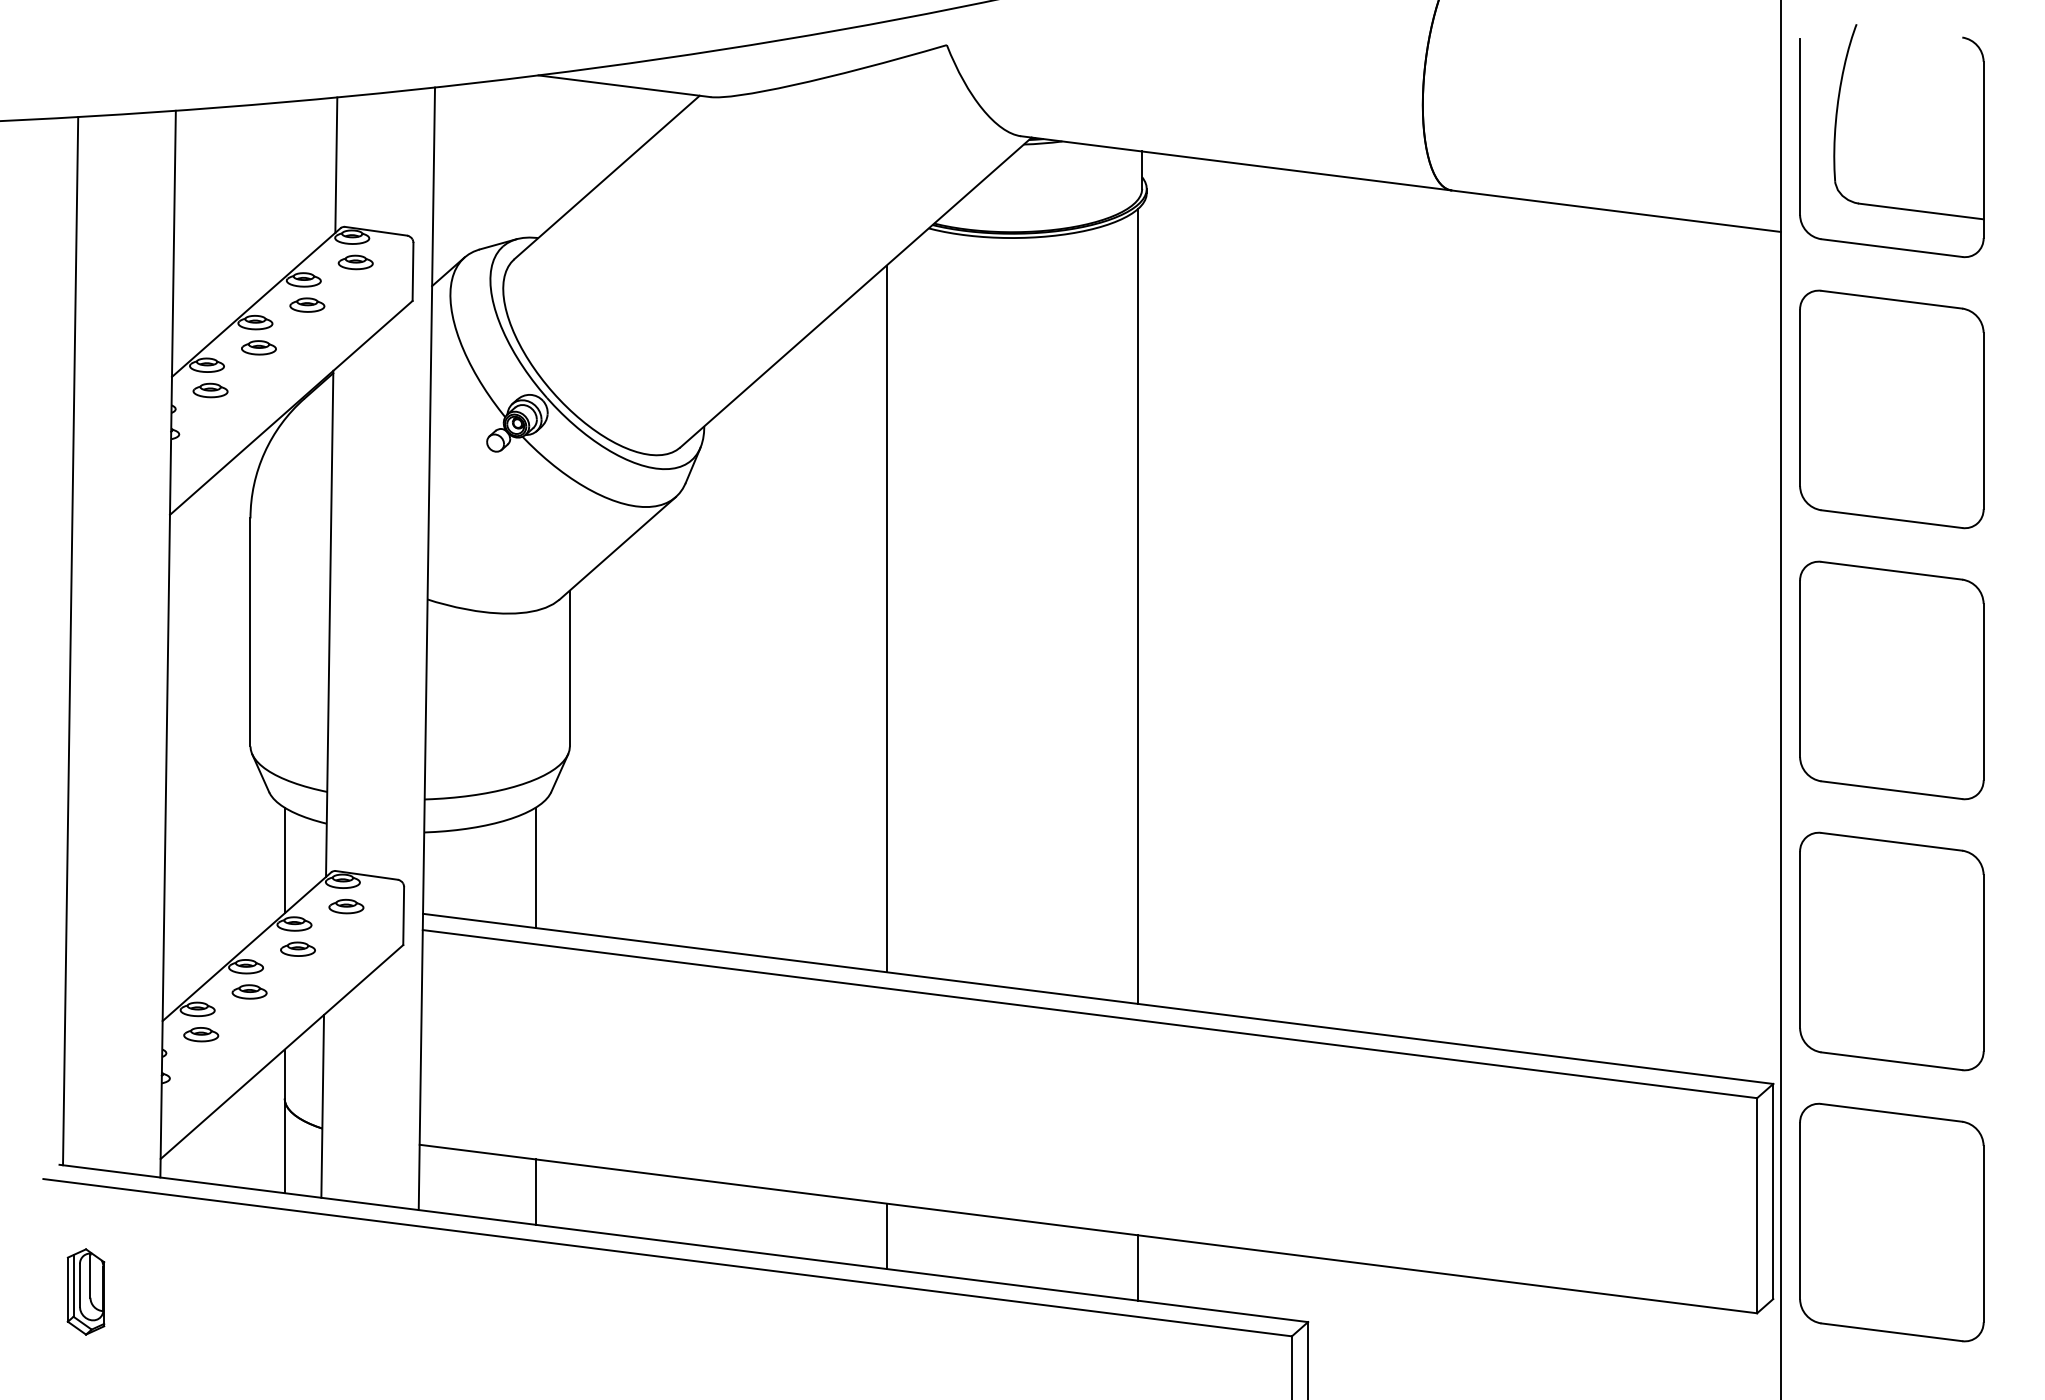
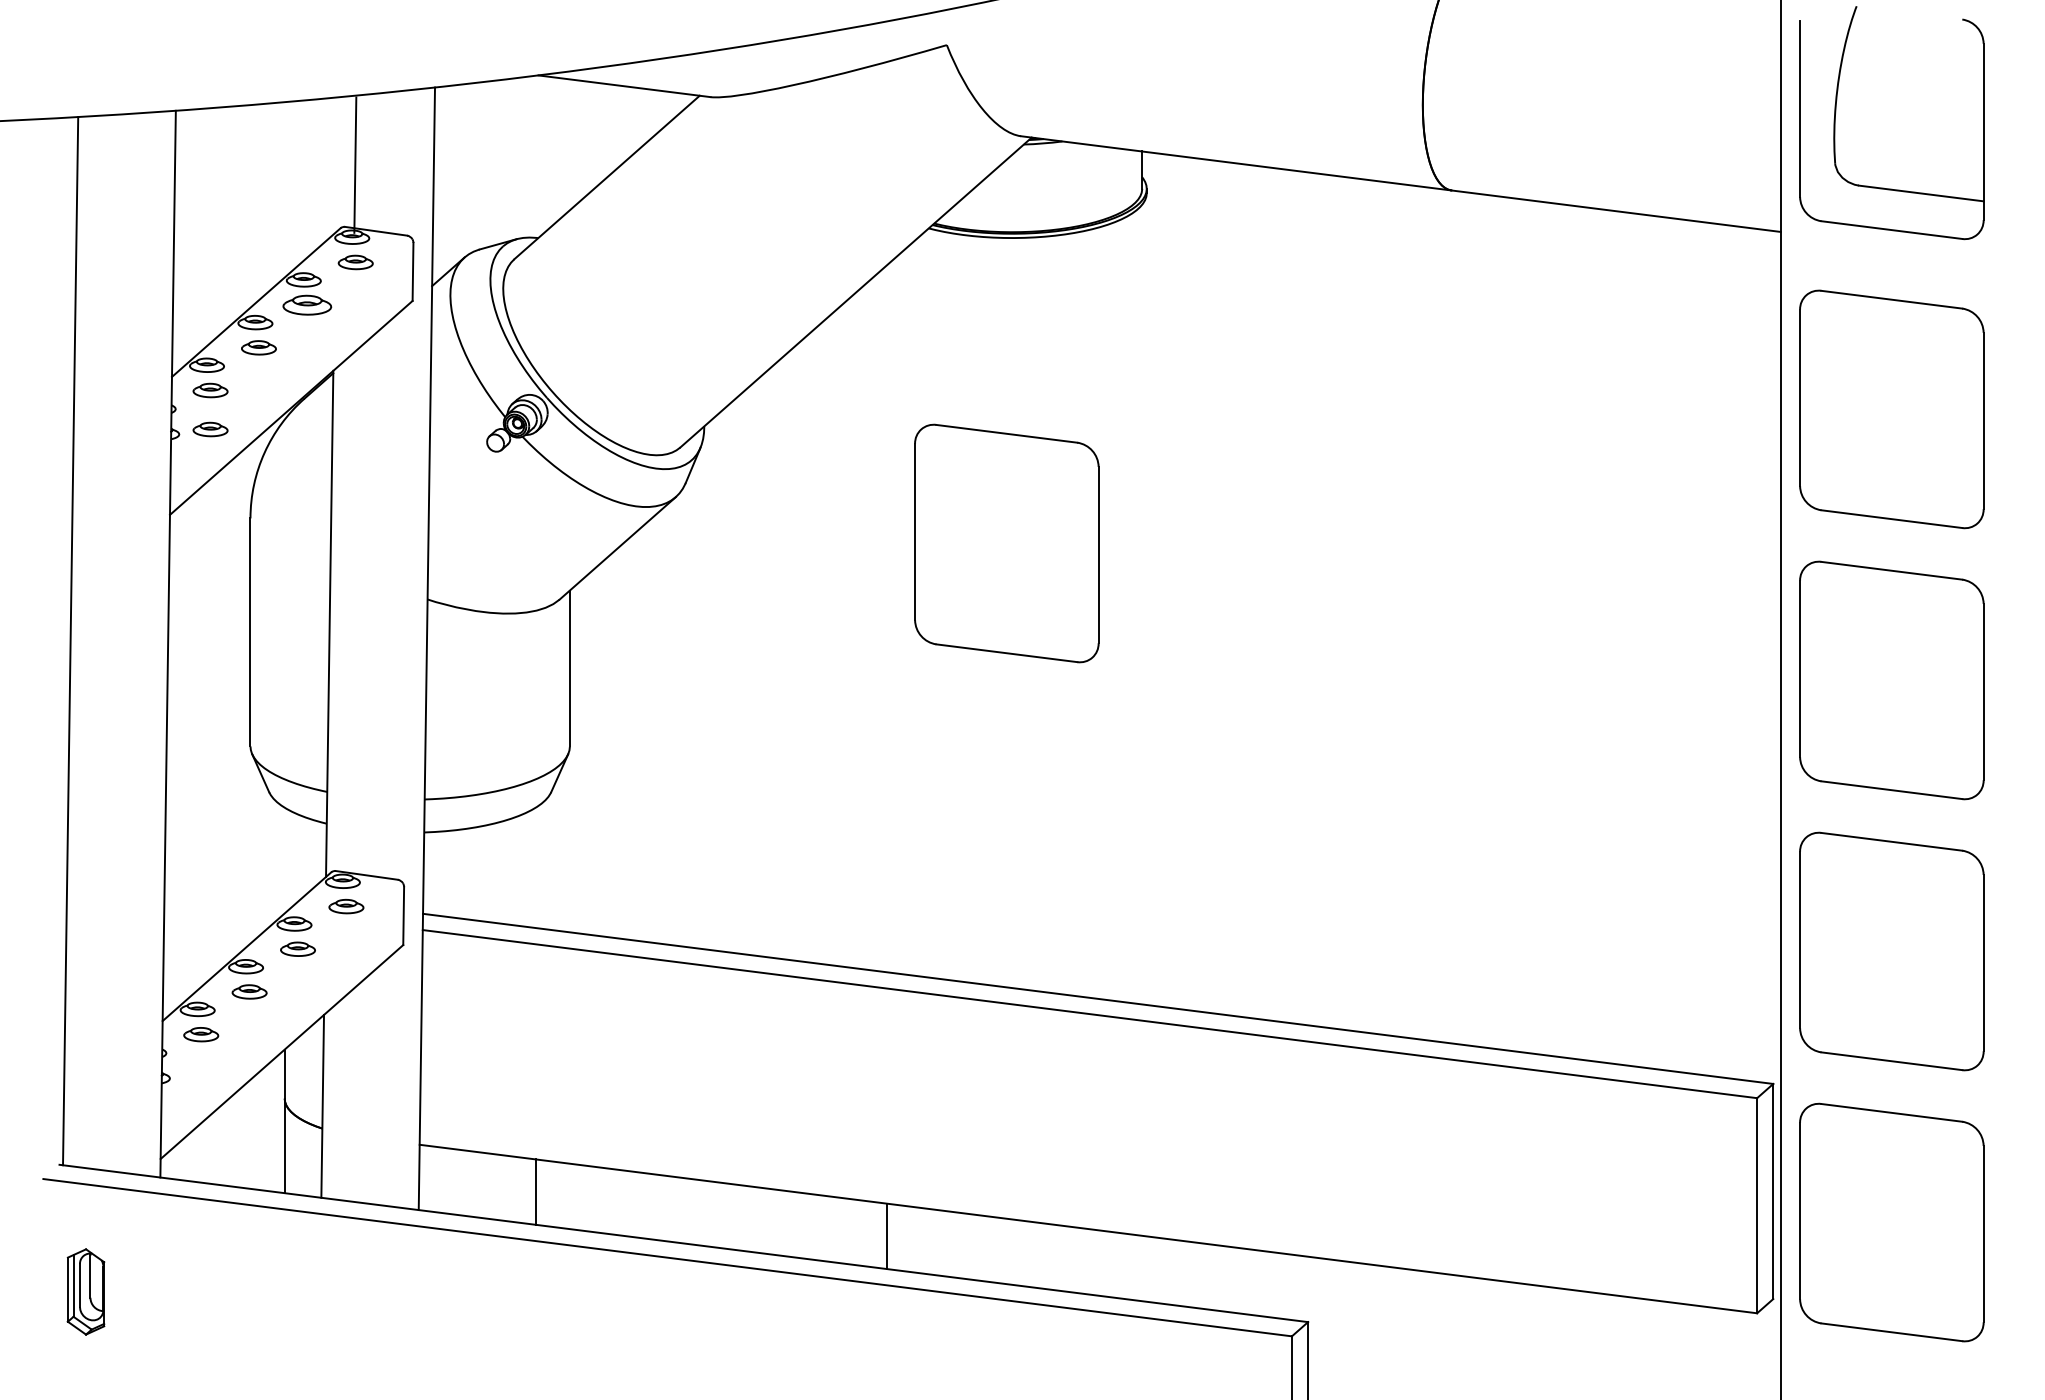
part position: (1835, 141) -> (1835, 123) (1835, 123)
line position: (336, 164) -> (355, 164) (355, 164)
part size: 37x16 px -> 51x22 px (307, 304)
part: none -> present (210, 429)
part: none -> present (1006, 543)
line: present -> none (1137, 606)
line: present -> none (886, 618)
line: present -> none (284, 860)
line: present -> none (535, 867)
line: present -> none (1137, 1267)
